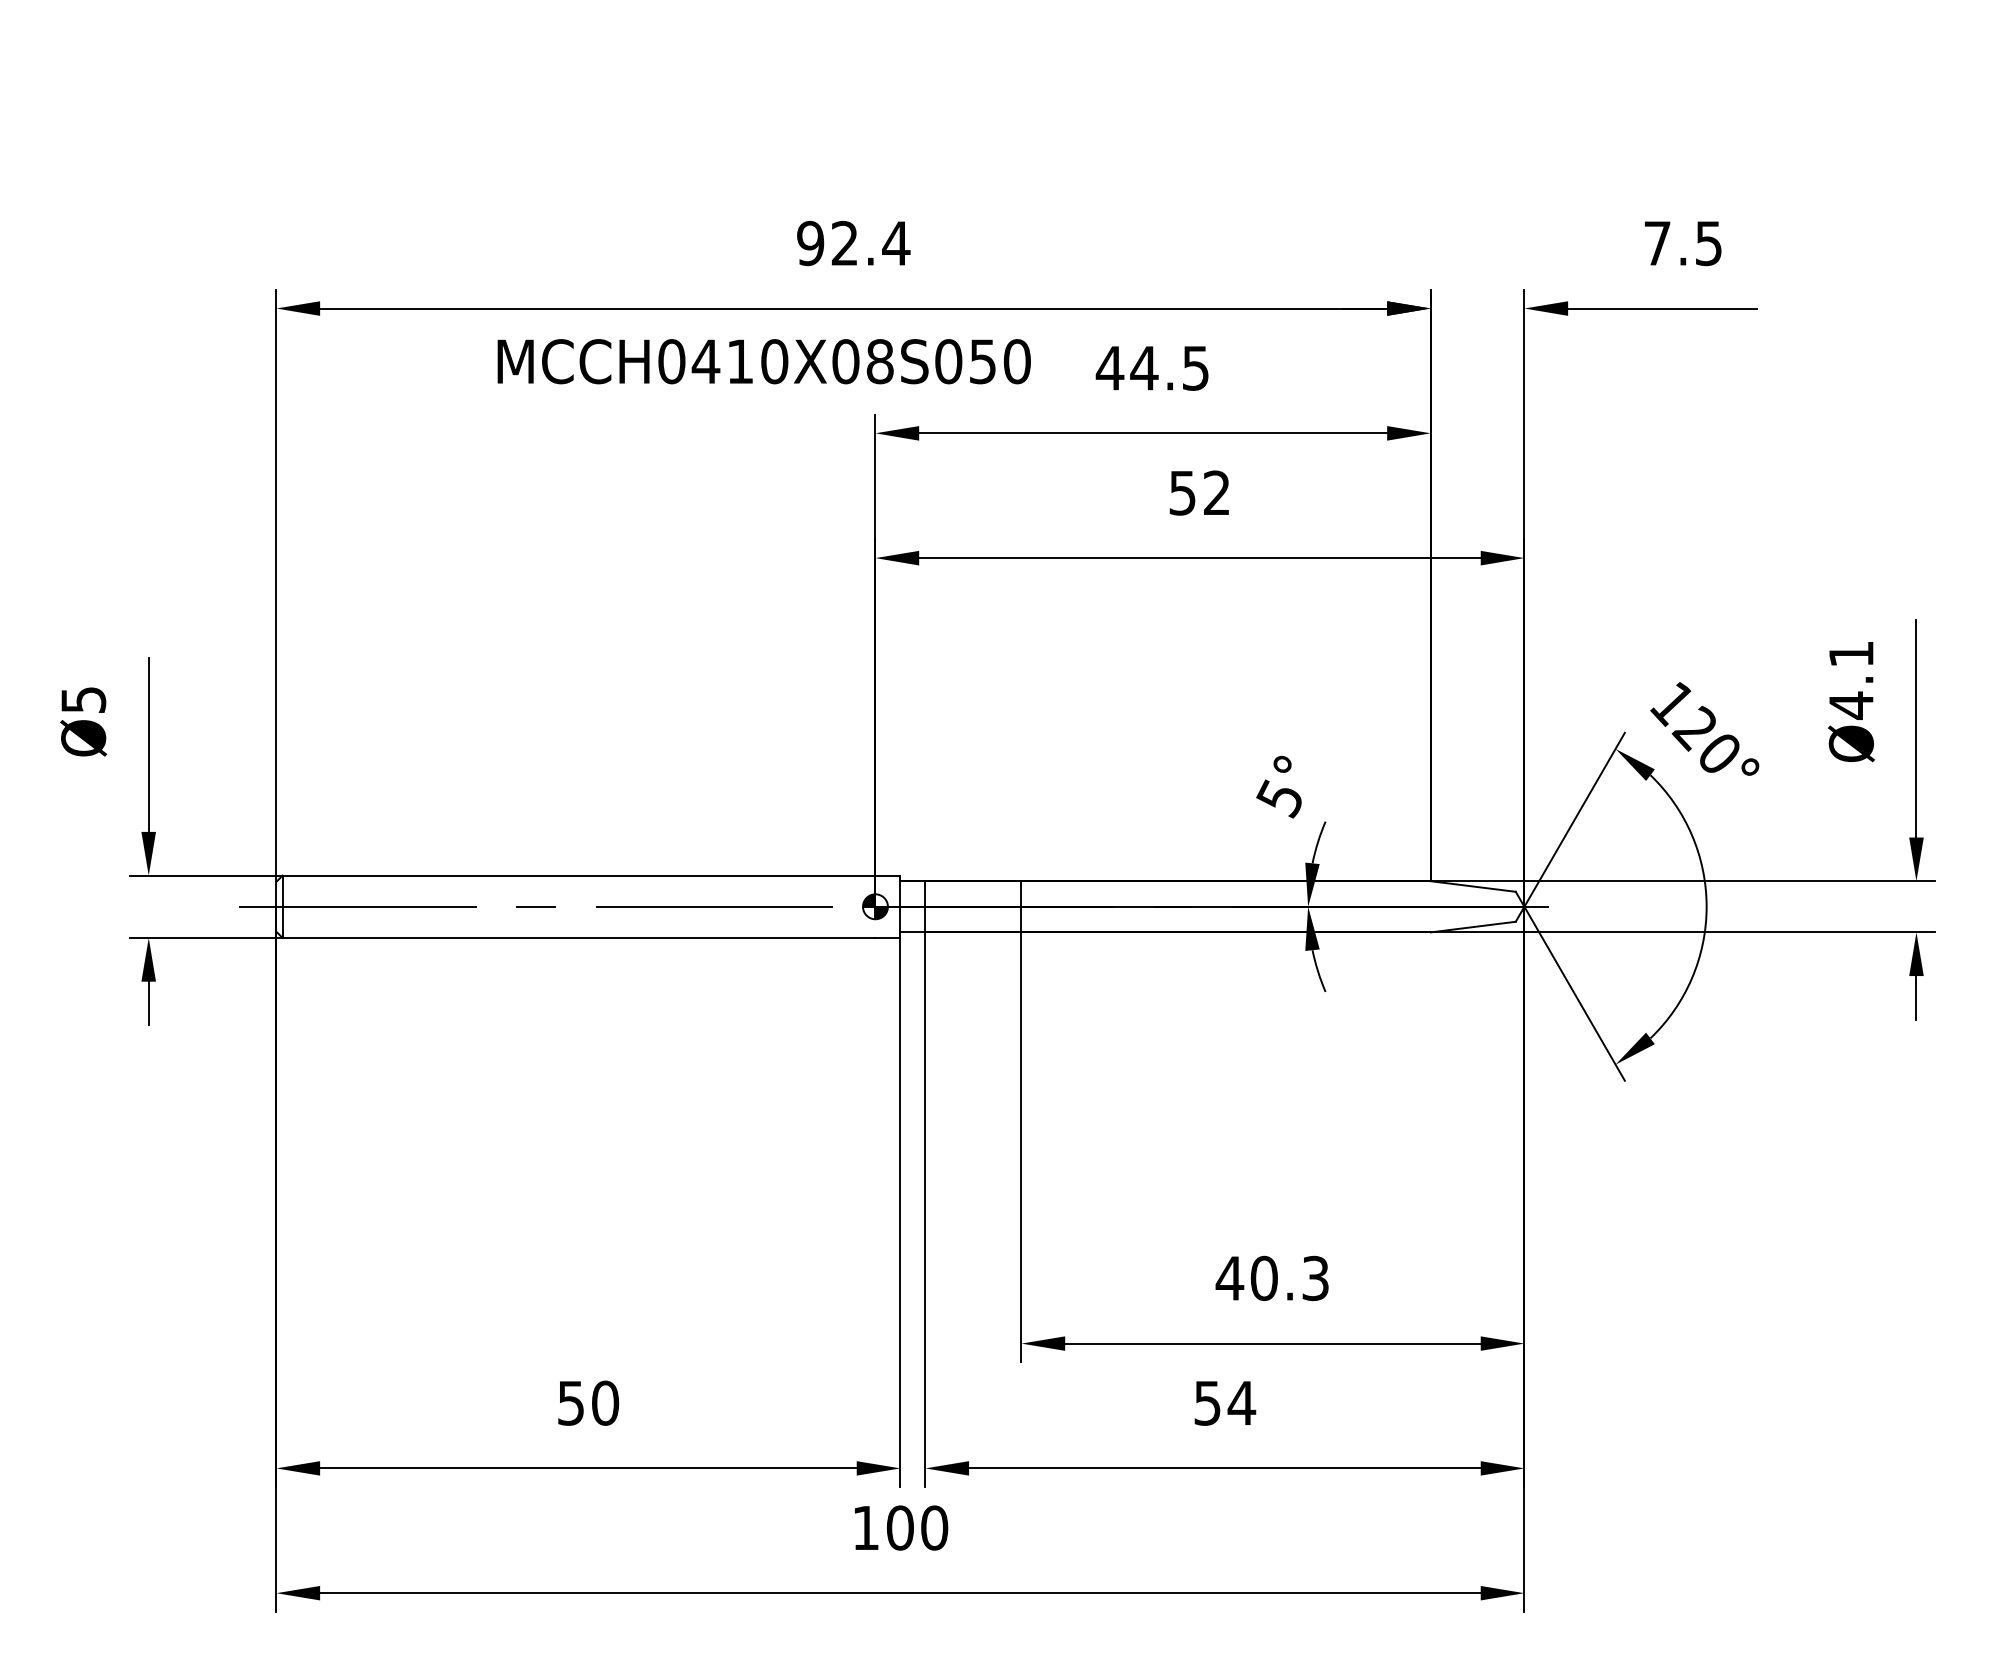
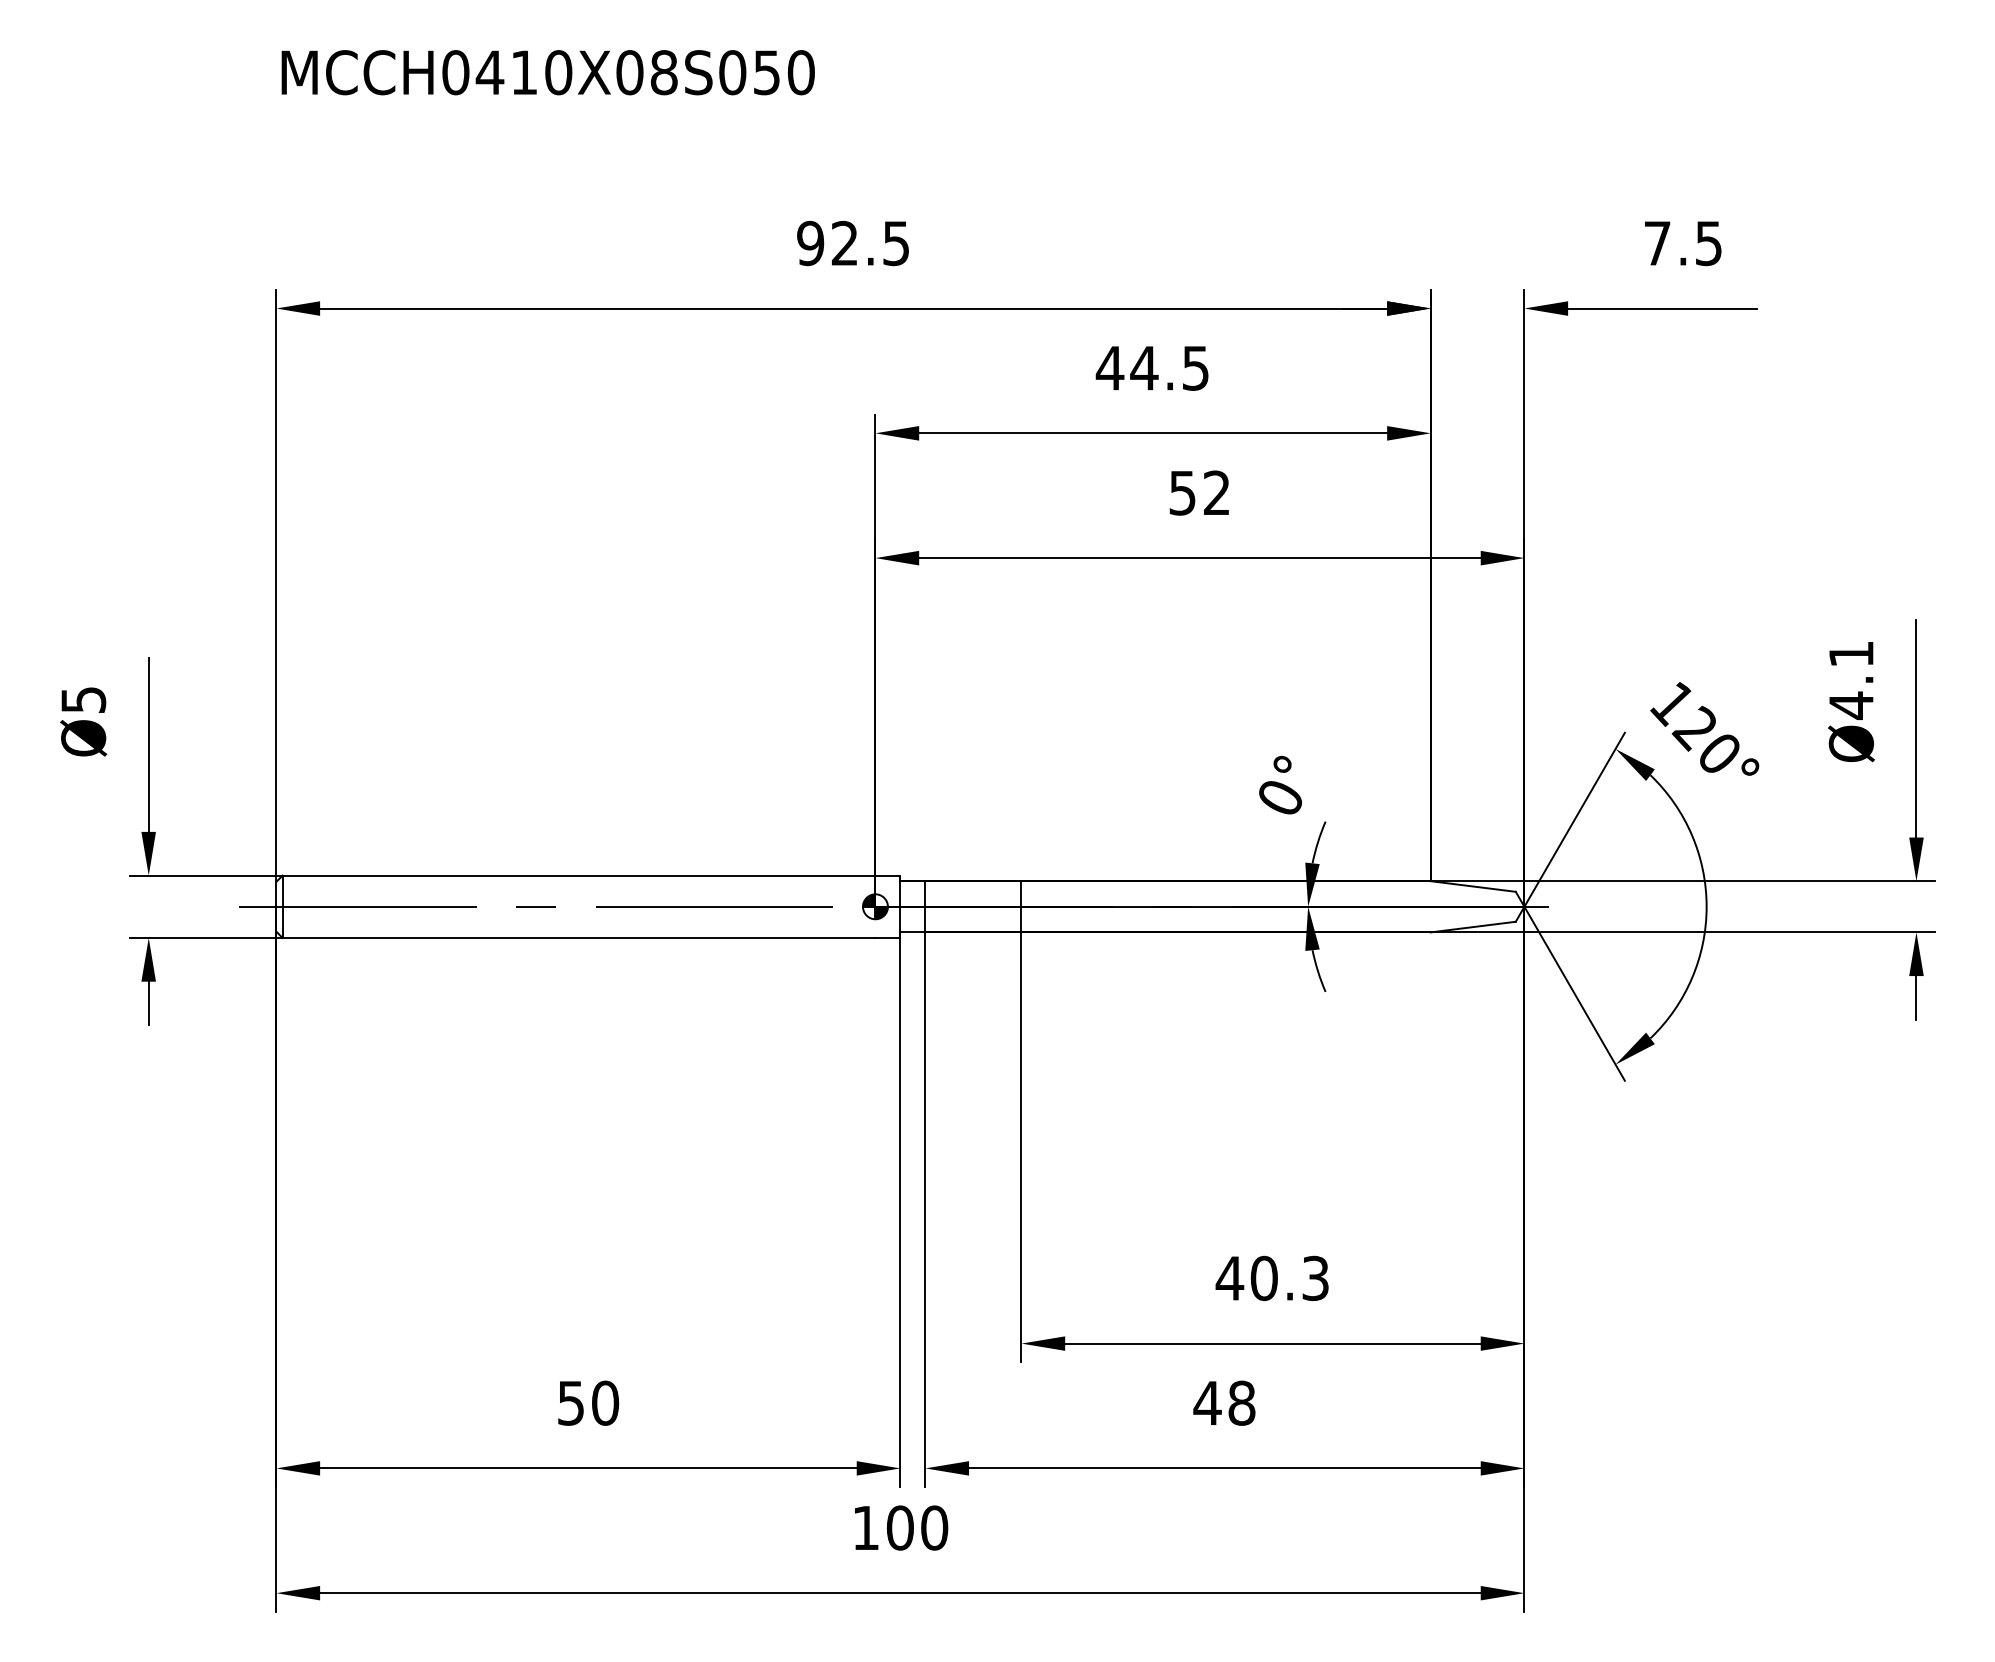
text: 92.4 -> 92.5 (896, 243)
text position: (763, 361) -> (547, 72) (547, 72)
text: 5° -> 0° (1279, 798)
text: 54 -> 48 (1224, 1402)
